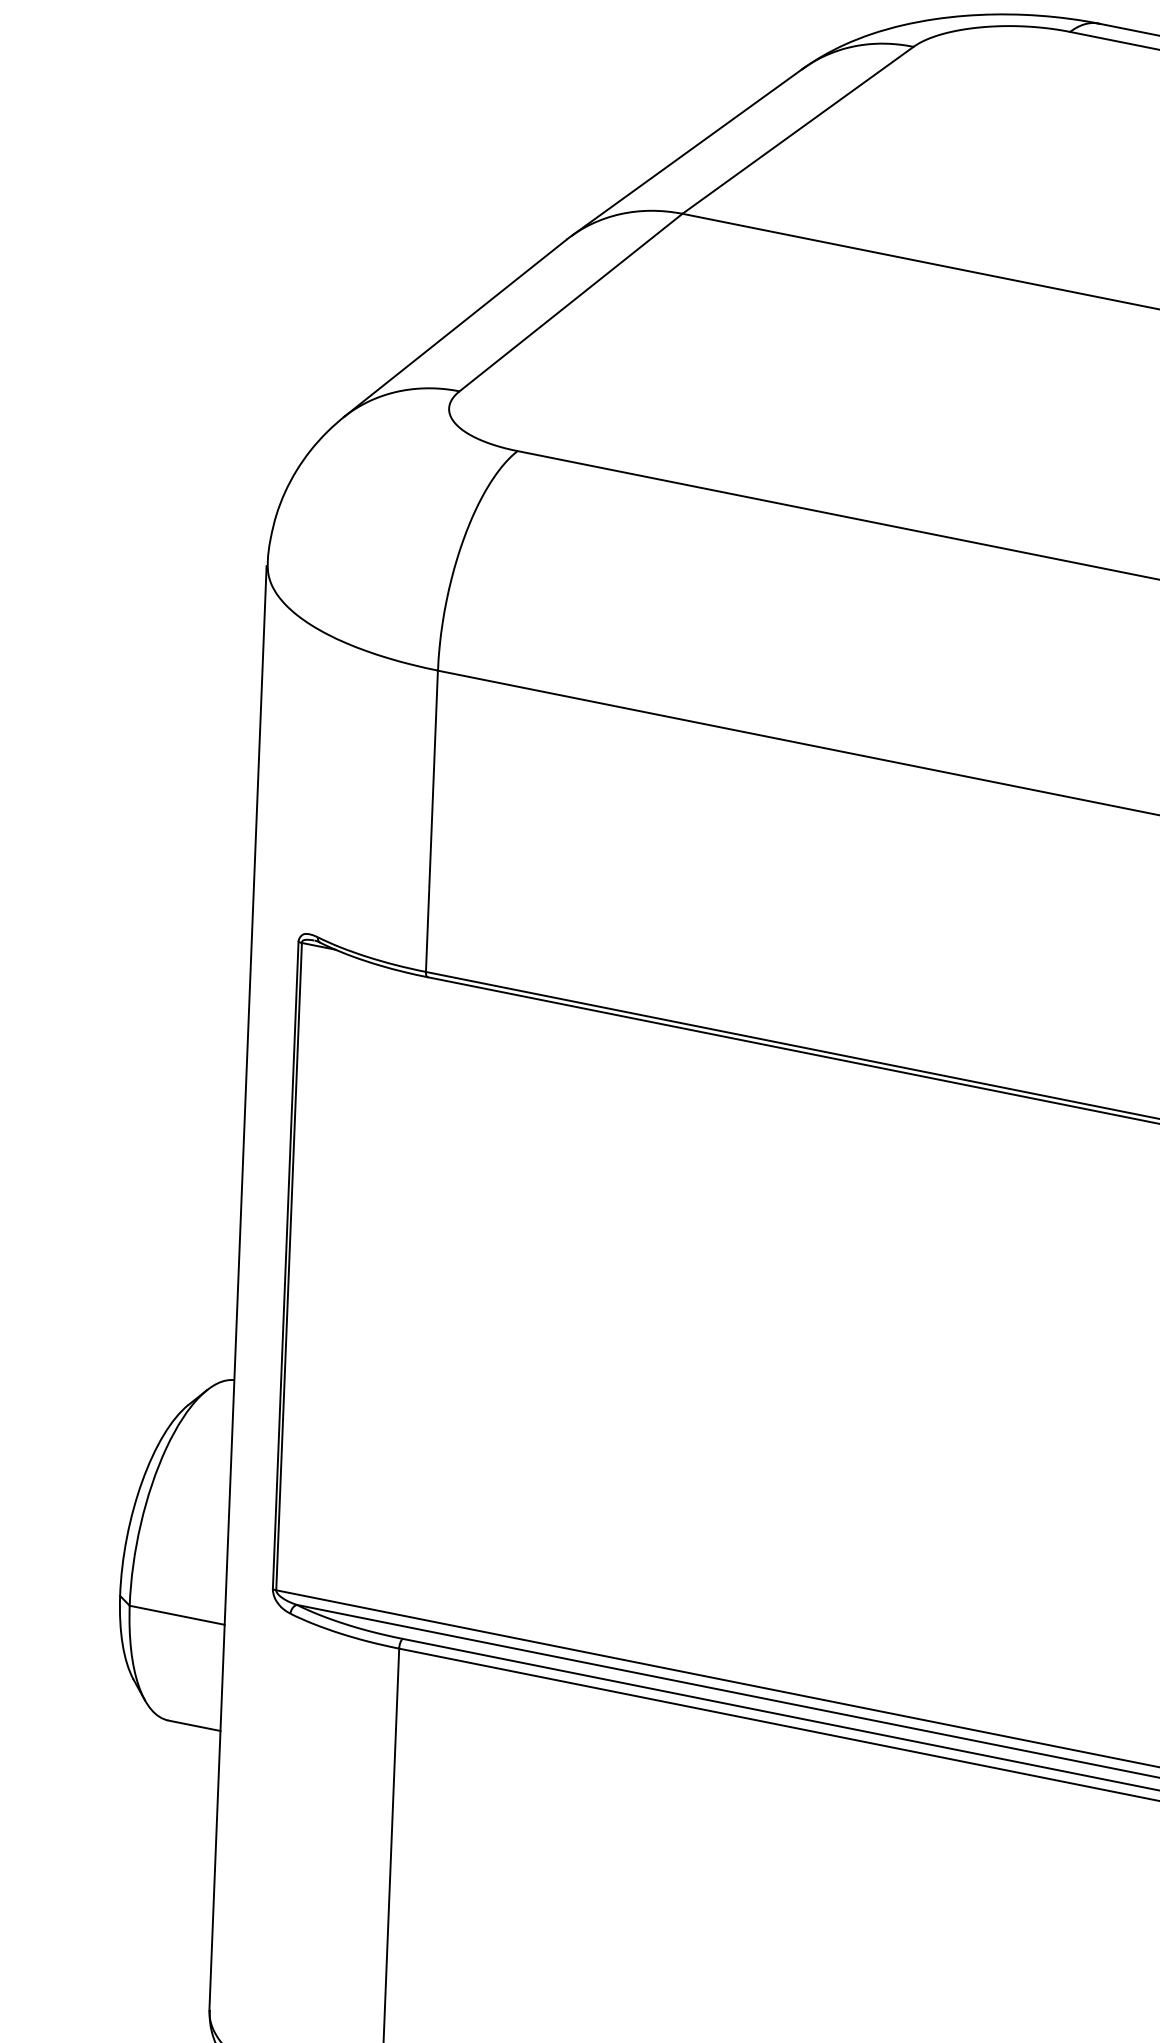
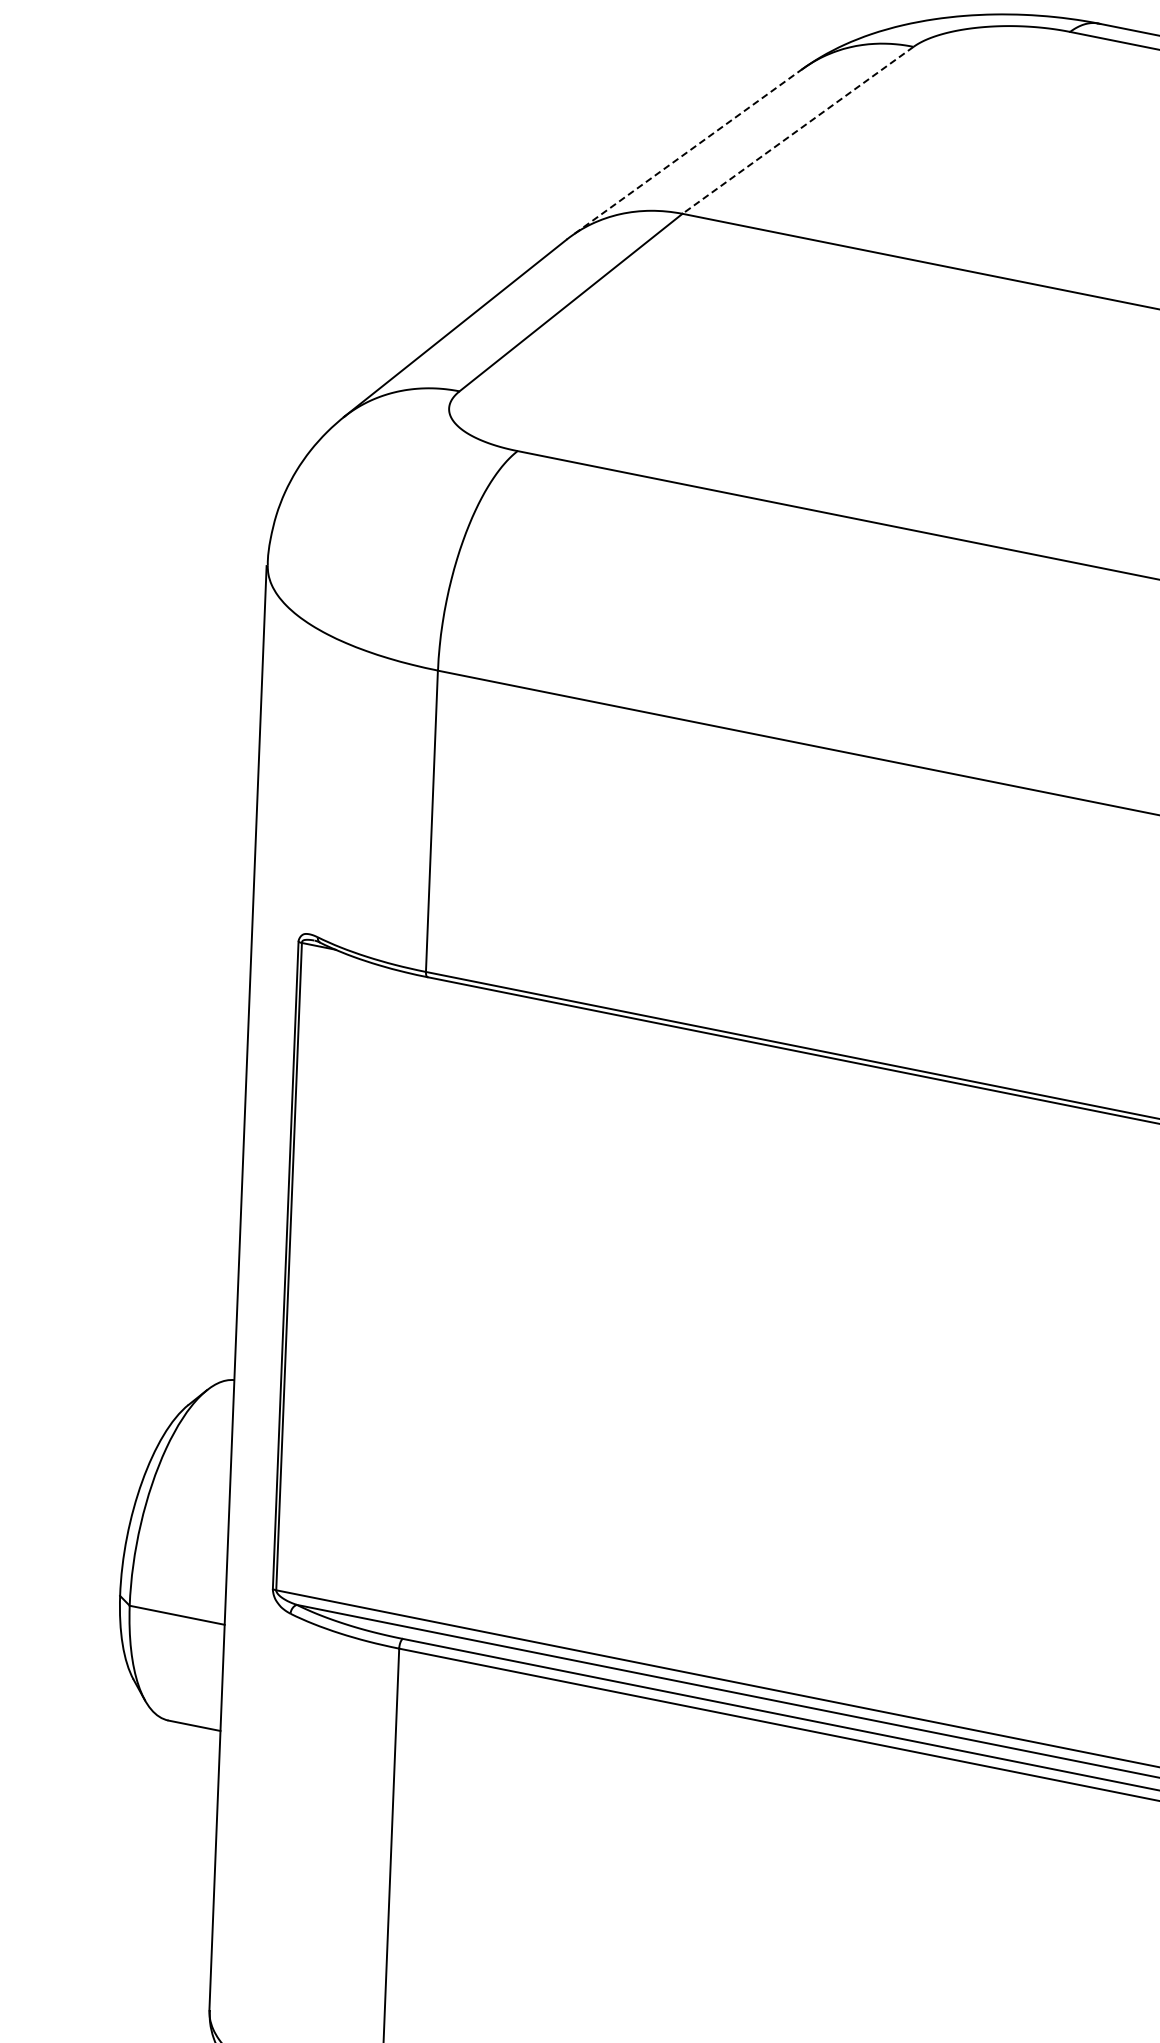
line: solid -> dashed (798, 130)
line: solid -> dashed (687, 152)
